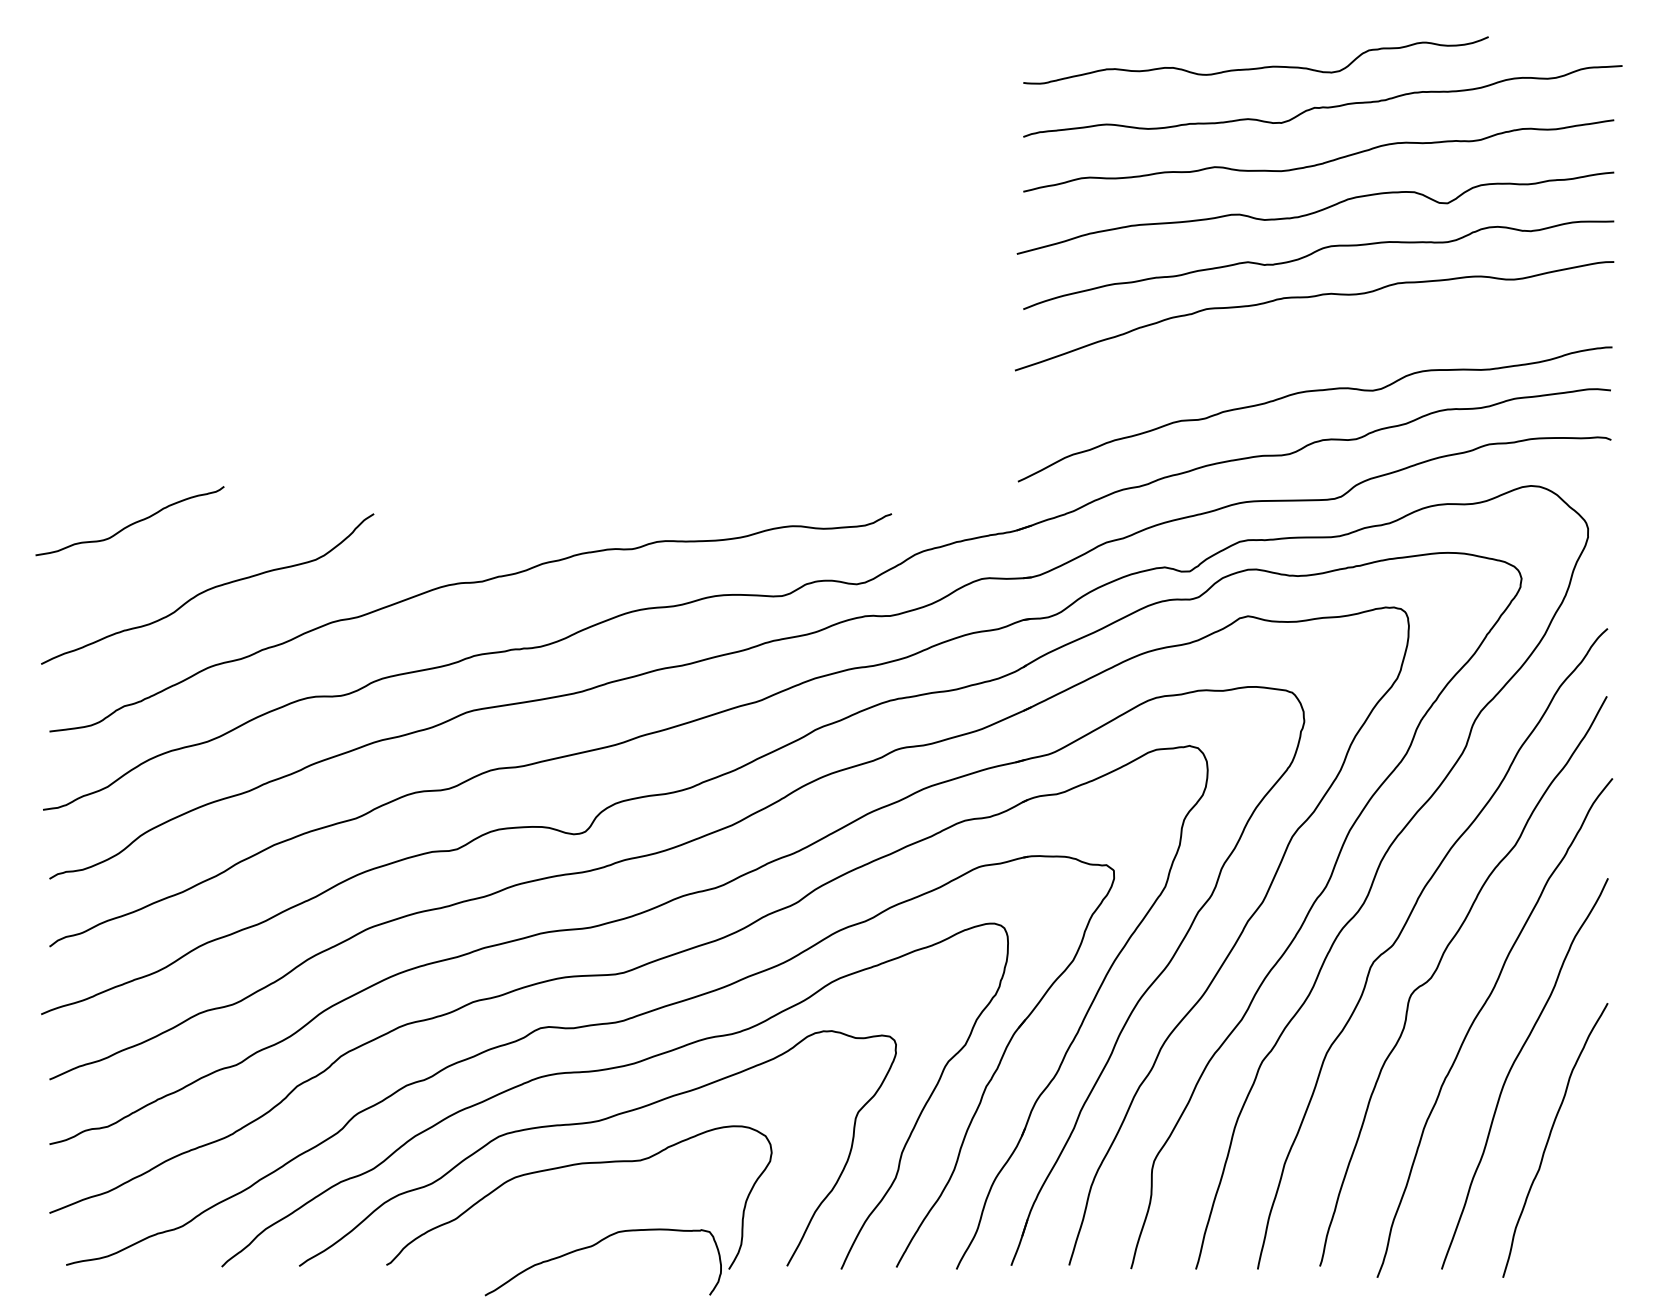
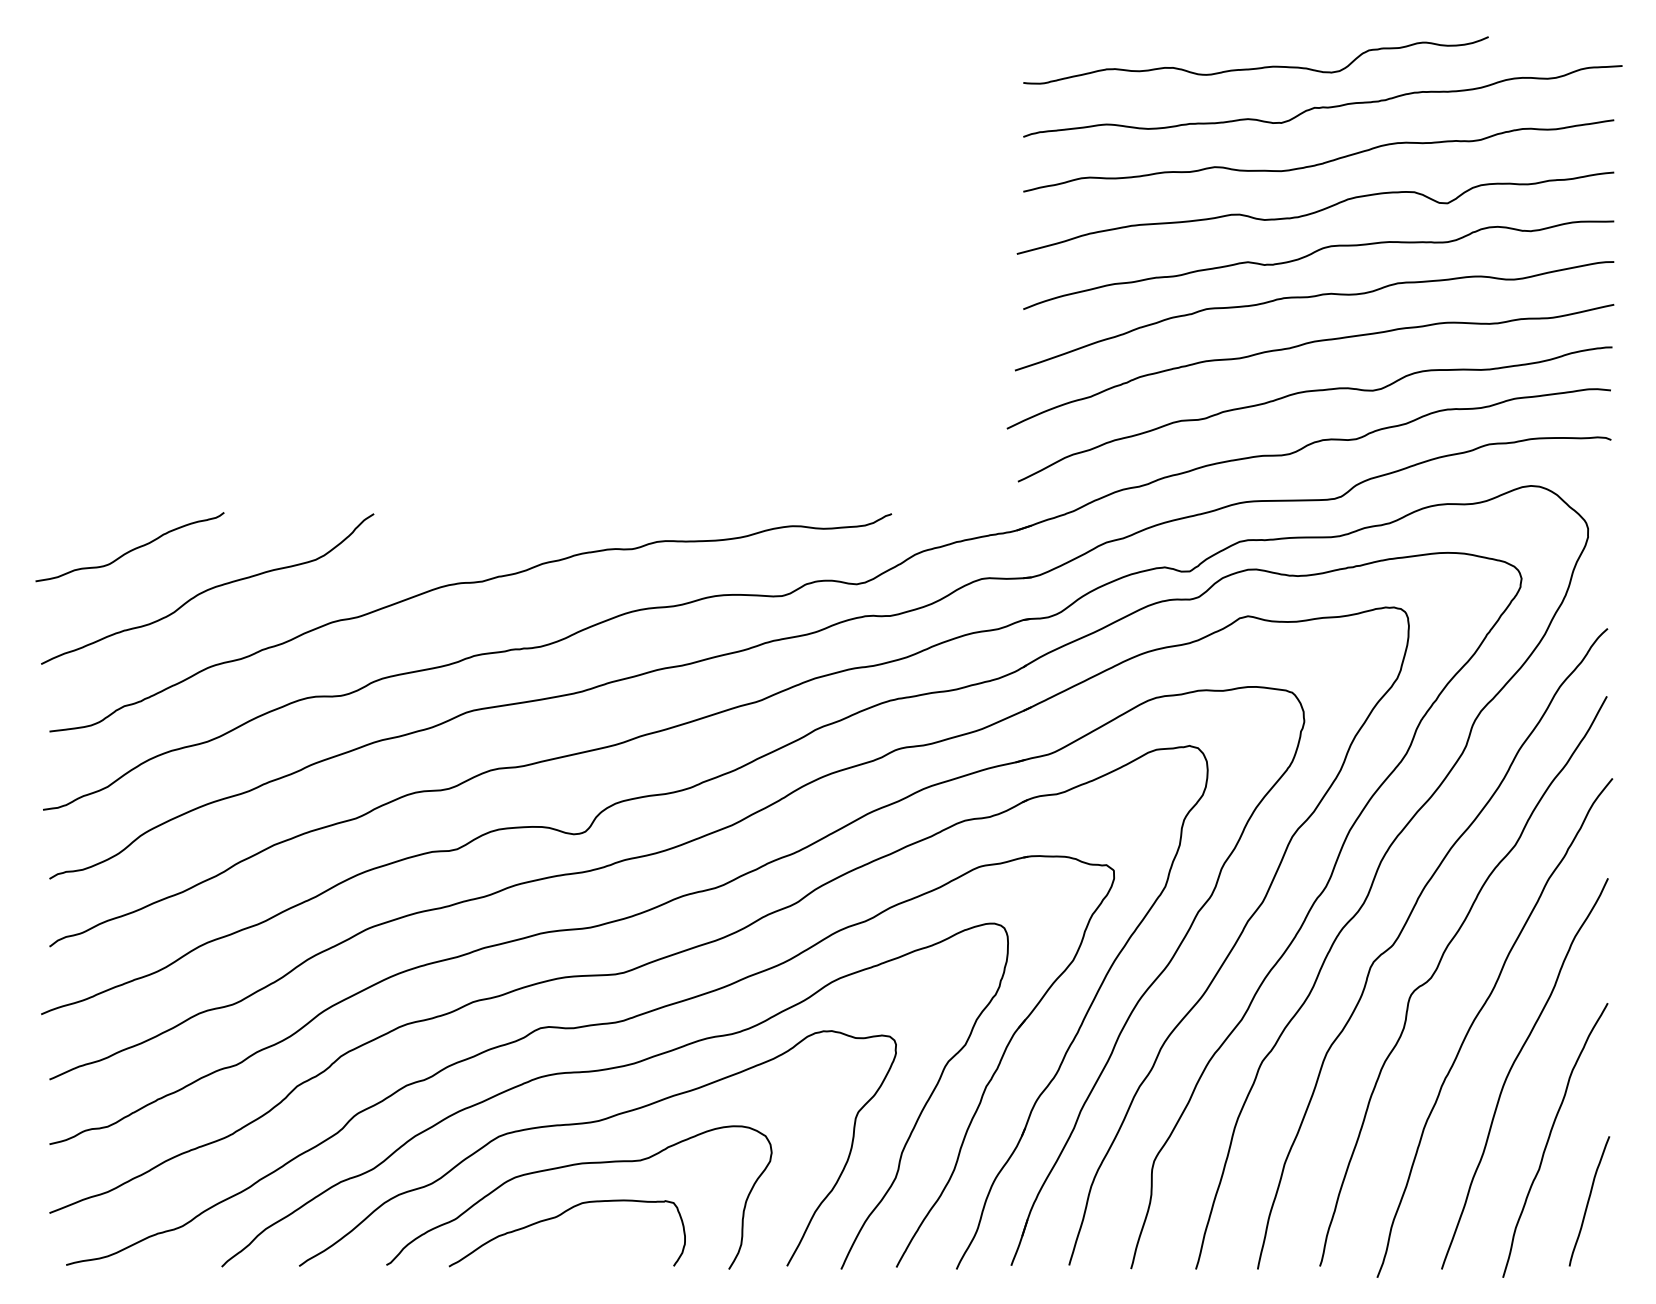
curve: none -> present (1303, 345)
curve position: (131, 523) -> (131, 549) (131, 549)
curve: none -> present (1589, 1201)
curve position: (593, 1246) -> (557, 1217) (557, 1217)
